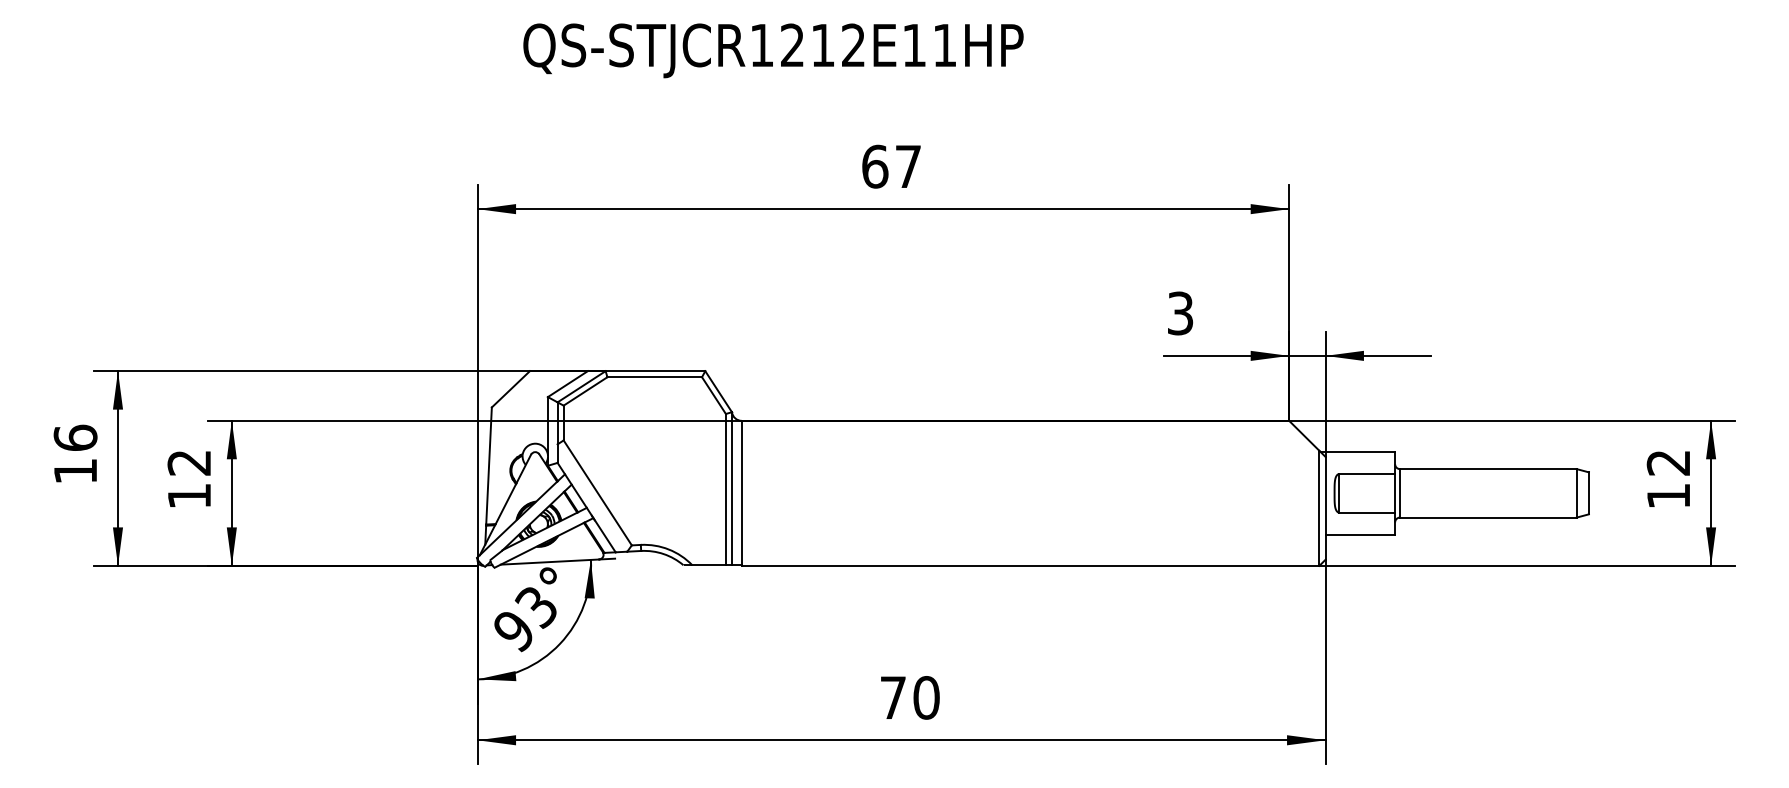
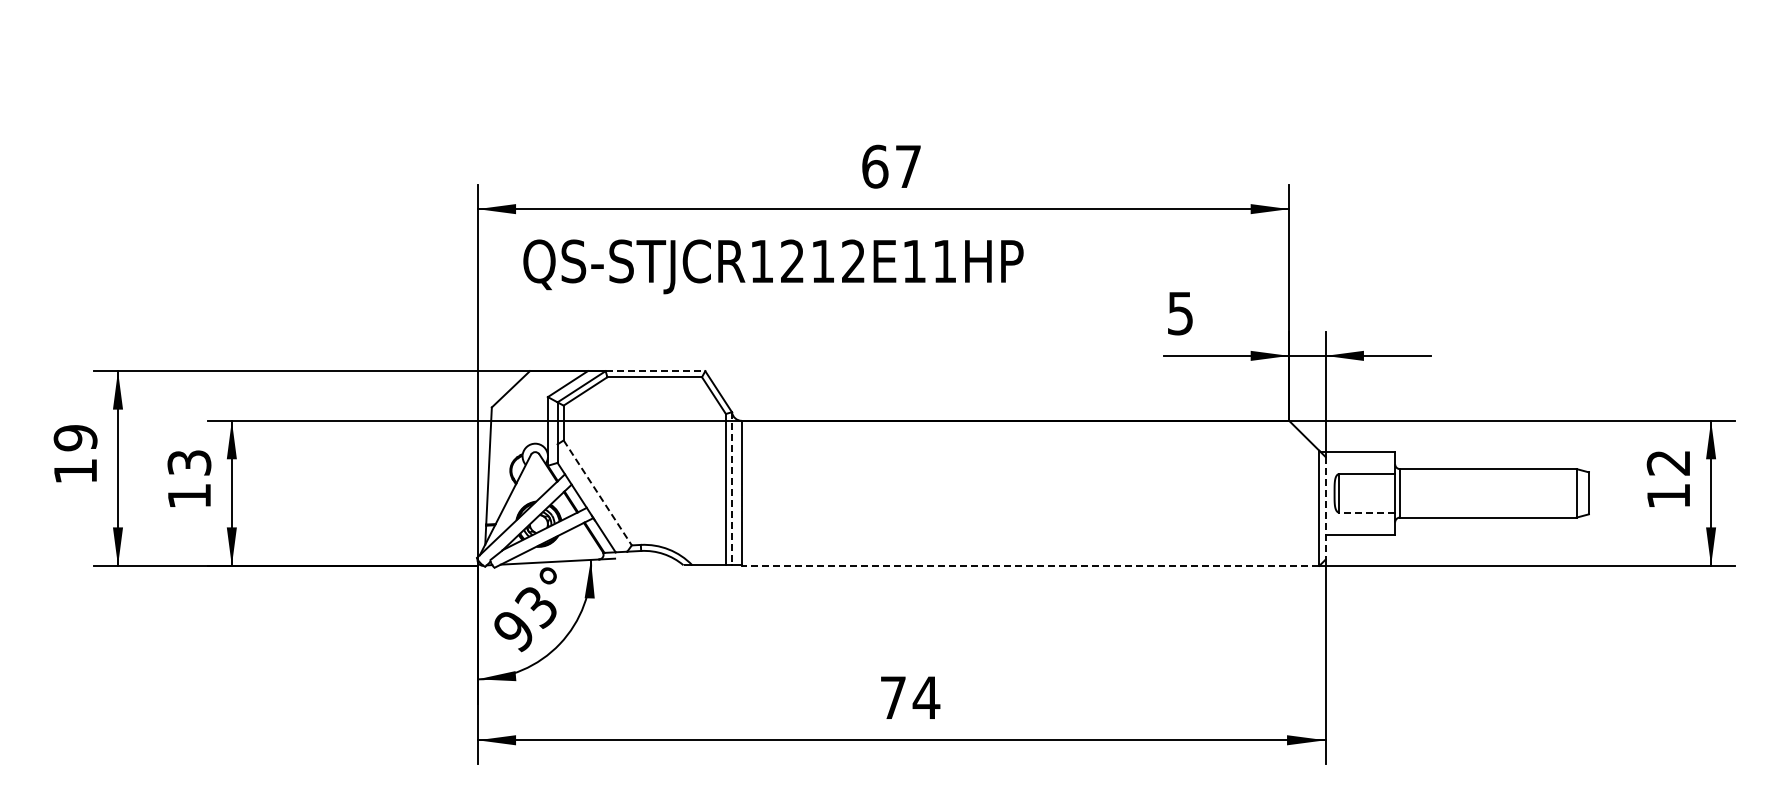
text position: (773, 50) -> (773, 266) (773, 266)
text: 3 -> 5 (1180, 312)
line: solid -> dashed (655, 371)
text: 16 -> 19 (75, 437)
text: 12 -> 13 (189, 462)
line: solid -> dashed (731, 488)
line: solid -> dashed (597, 492)
line: solid -> dashed (1325, 508)
line: solid -> dashed (1367, 512)
line: solid -> dashed (1030, 565)
text: 70 -> 74 (926, 697)
